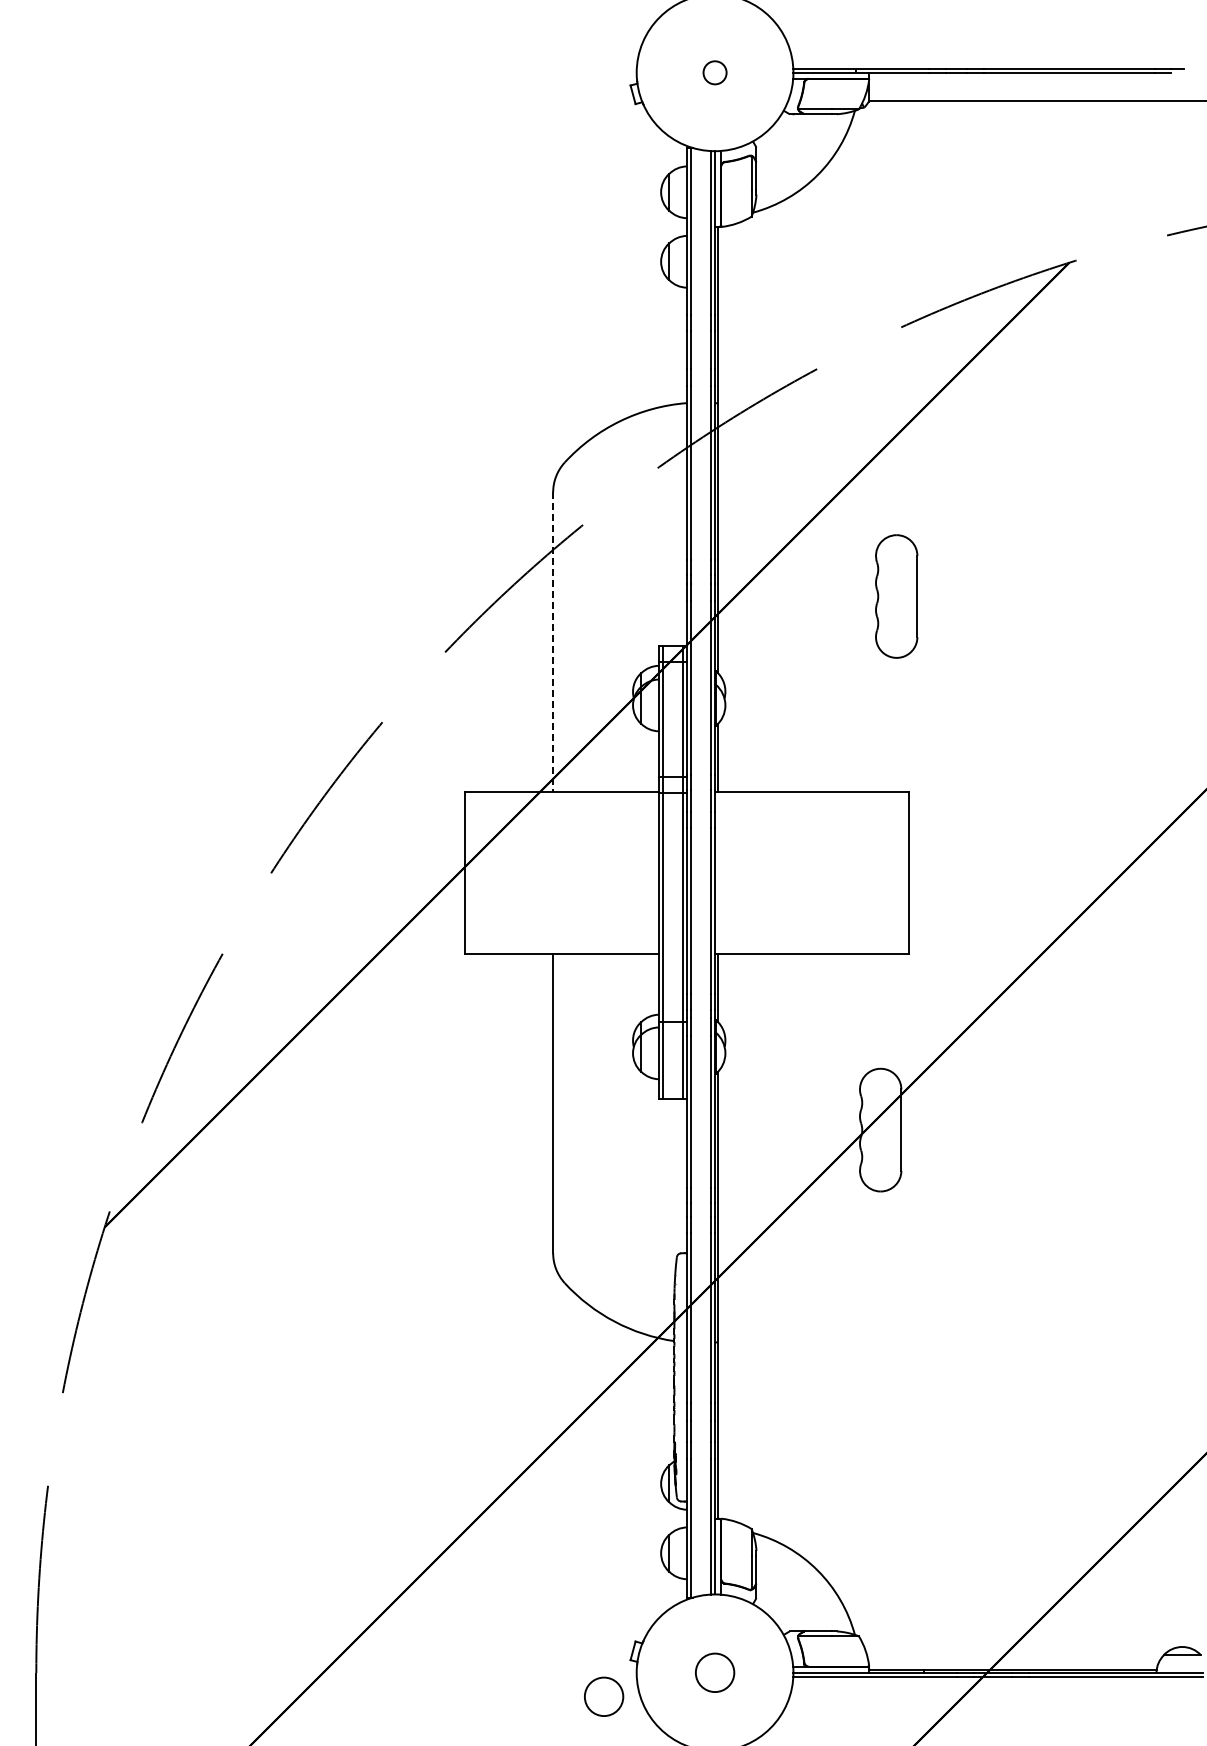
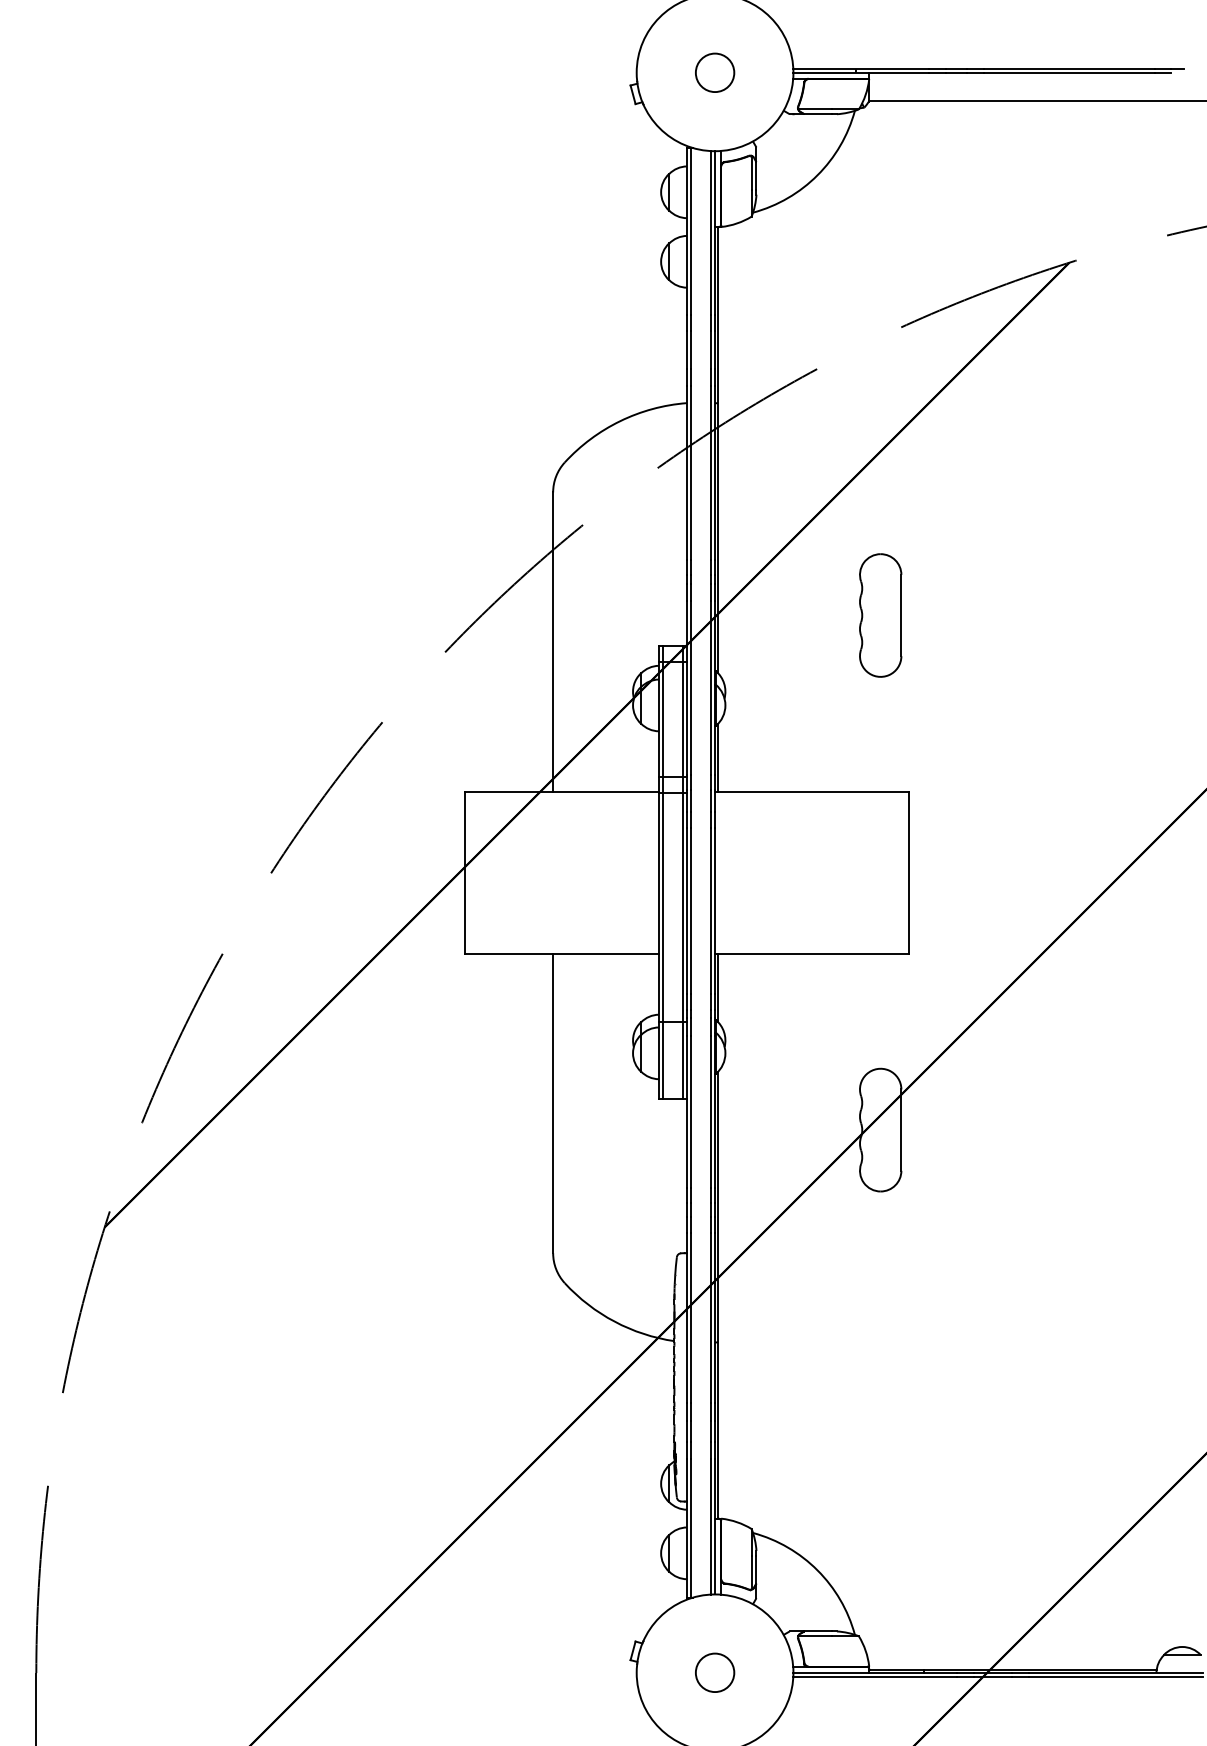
circle diameter: 23 px -> 38 px (714, 72)
part position: (896, 596) -> (880, 615) (880, 615)
line: dashed -> solid (553, 641)
circle: present -> none (604, 1696)
